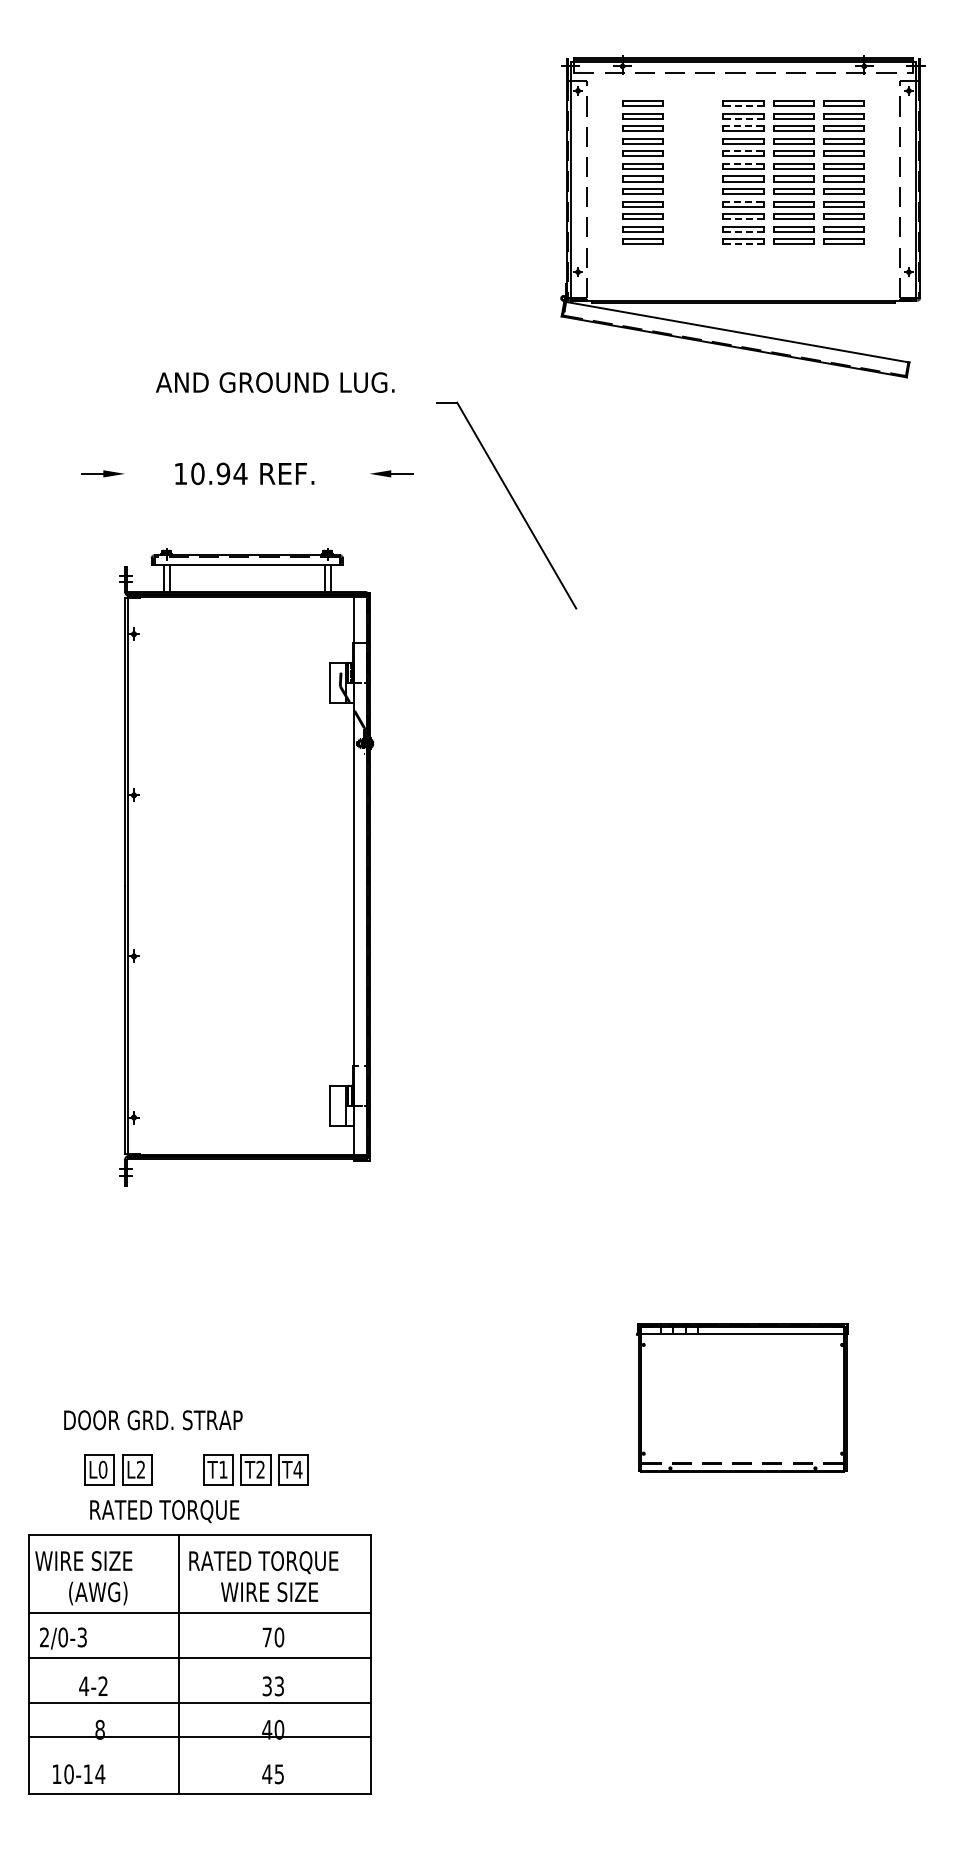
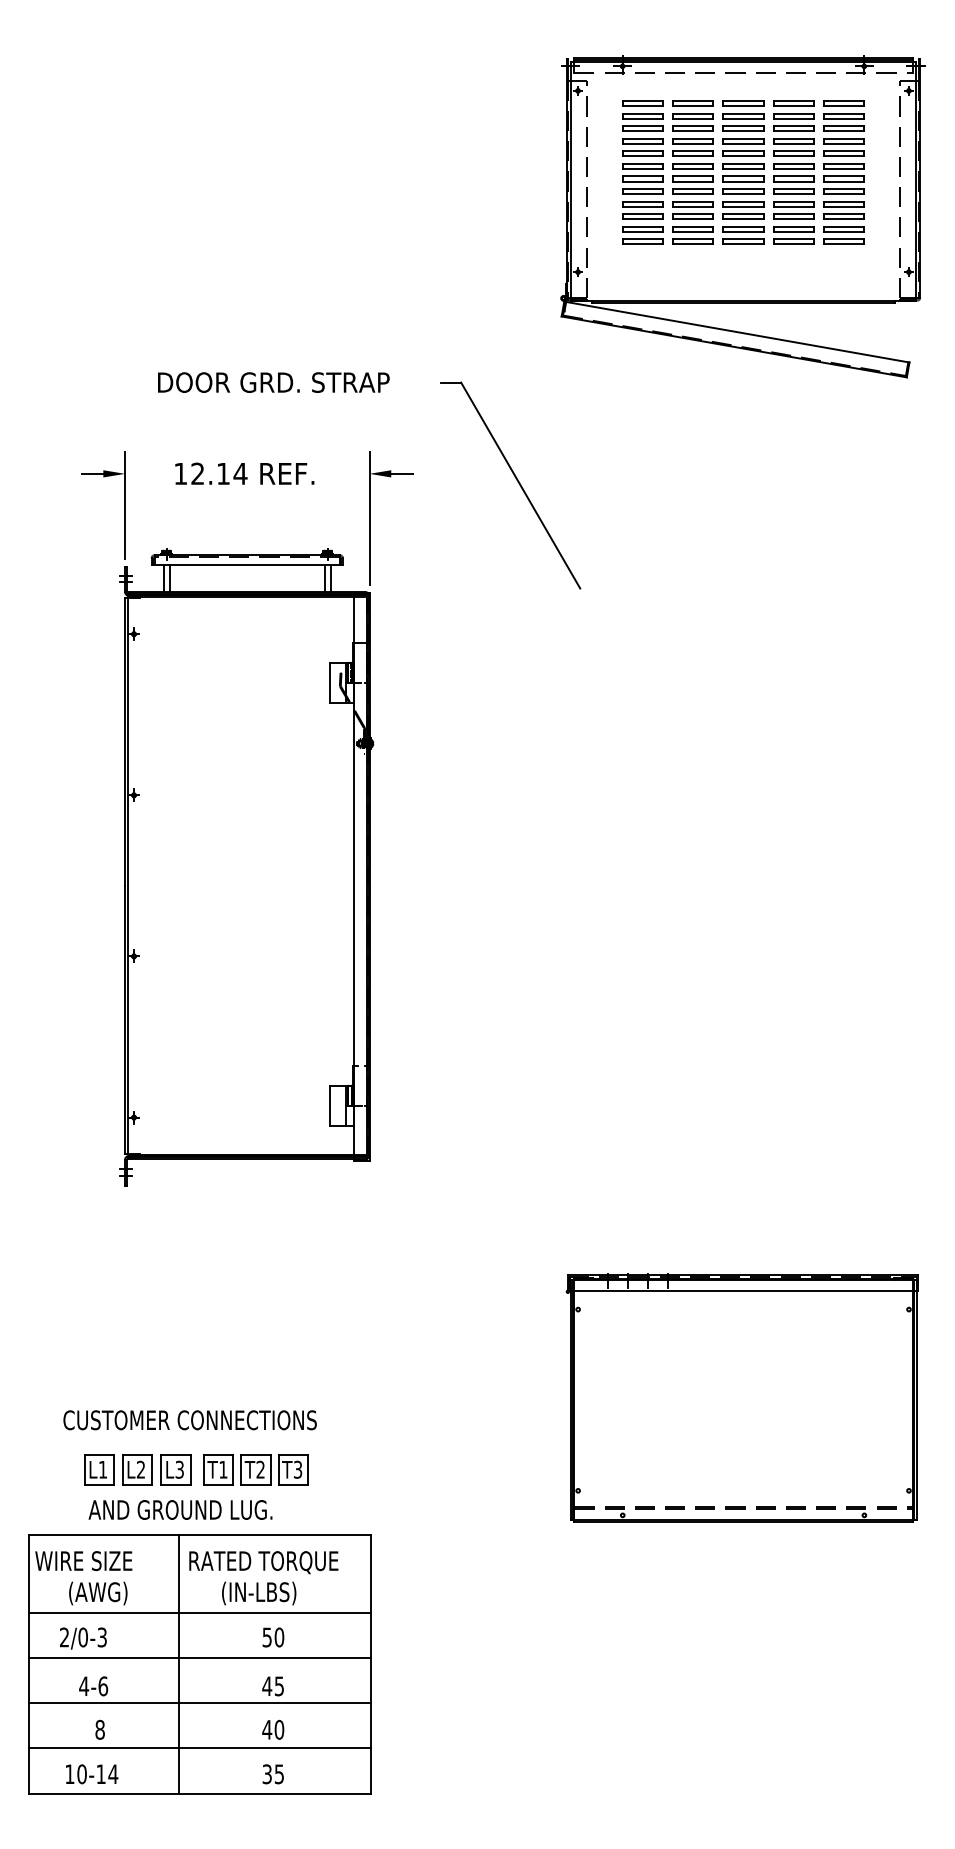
line: dashed -> solid (742, 106)
line: dashed -> solid (742, 118)
line: dashed -> solid (743, 126)
line: dashed -> solid (743, 151)
line: dashed -> solid (743, 163)
part: none -> present (692, 172)
line: dashed -> solid (743, 201)
line: dashed -> solid (742, 219)
line: dashed -> solid (742, 231)
line: dashed -> solid (742, 244)
text: AND GROUND LUG. -> DOOR GRD. STRAP (275, 382)
text: 10.94 -> 12.14 (210, 473)
part position: (513, 502) -> (517, 482) (517, 482)
line: none -> present (125, 505)
line: none -> present (369, 518)
part size: 213x150 px -> 354x250 px (741, 1397)
text: DOOR GRD. STRAP -> CUSTOMER CONNECTIONS (189, 1420)
text: L0 -> L1 (102, 1469)
part: none -> present (175, 1469)
text: T4 -> T3 (297, 1469)
text: RATED TORQUE -> AND GROUND LUG. (180, 1511)
text: WIRE SIZE -> (IN-LBS) (269, 1593)
text: 70 -> 50 (266, 1637)
text position: (63, 1638) -> (83, 1638) (83, 1638)
text: 4-2 -> 4-6 (103, 1686)
text: 33 -> 45 (272, 1686)
line position: (199, 1737) -> (199, 1748) (199, 1748)
text position: (79, 1774) -> (92, 1774) (92, 1774)
text: 45 -> 35 (267, 1774)
